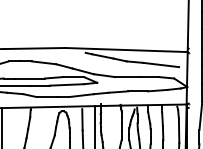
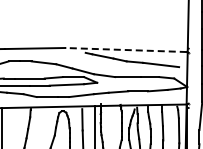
line: solid -> dashed (126, 50)
